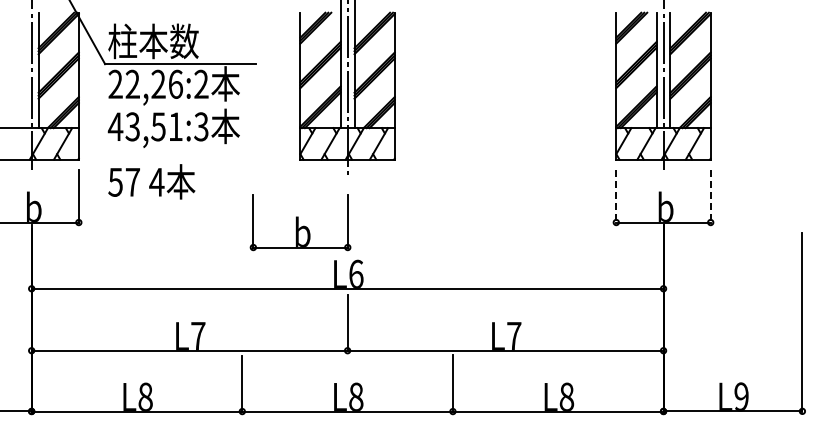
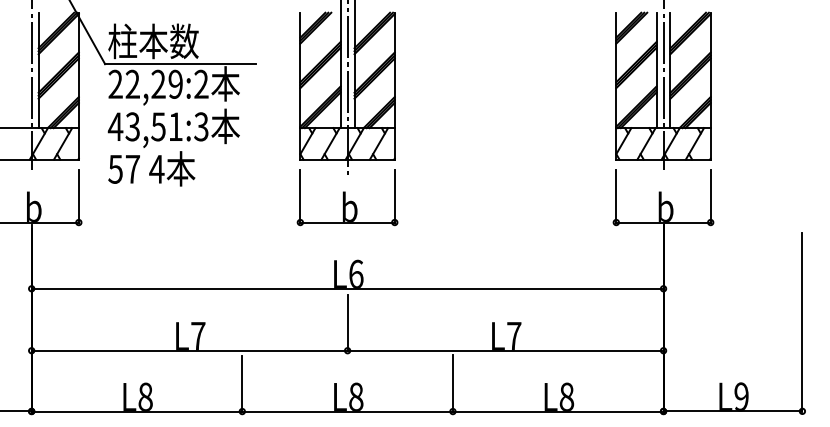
text: 22,26:2 -> 22,29:2 (175, 83)
text position: (151, 181) -> (151, 168) (151, 168)
line: dashed -> solid (616, 196)
line: dashed -> solid (710, 196)
part position: (300, 222) -> (347, 197) (347, 197)
